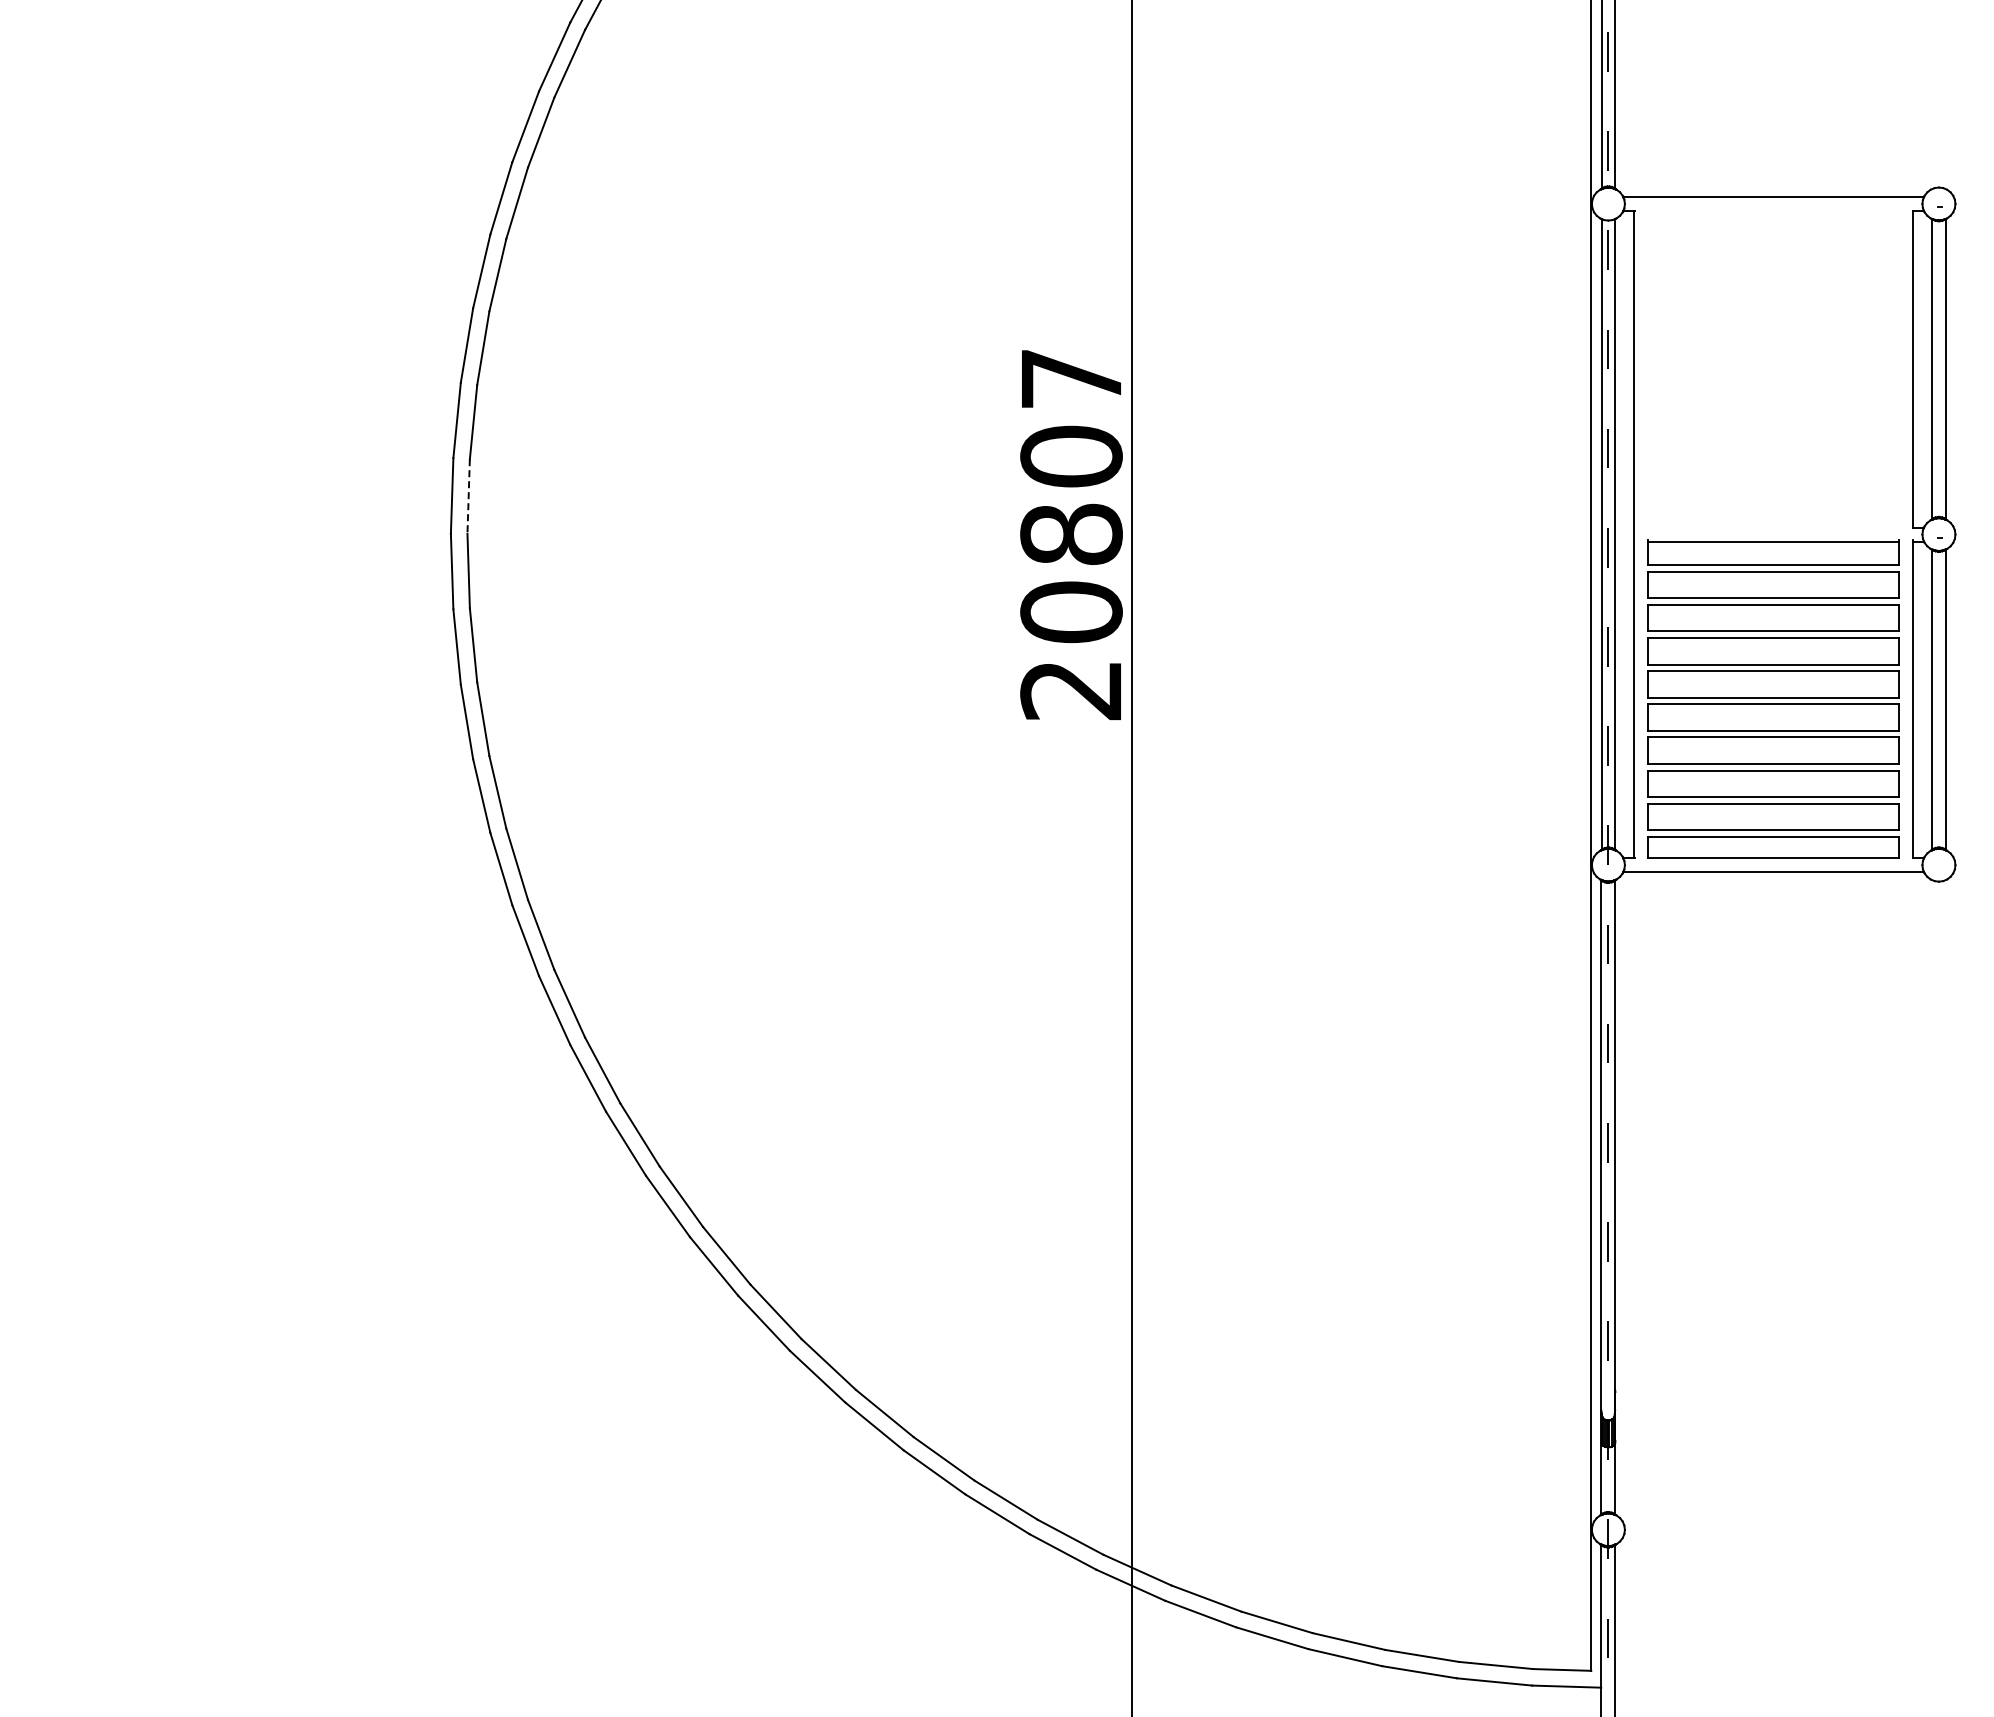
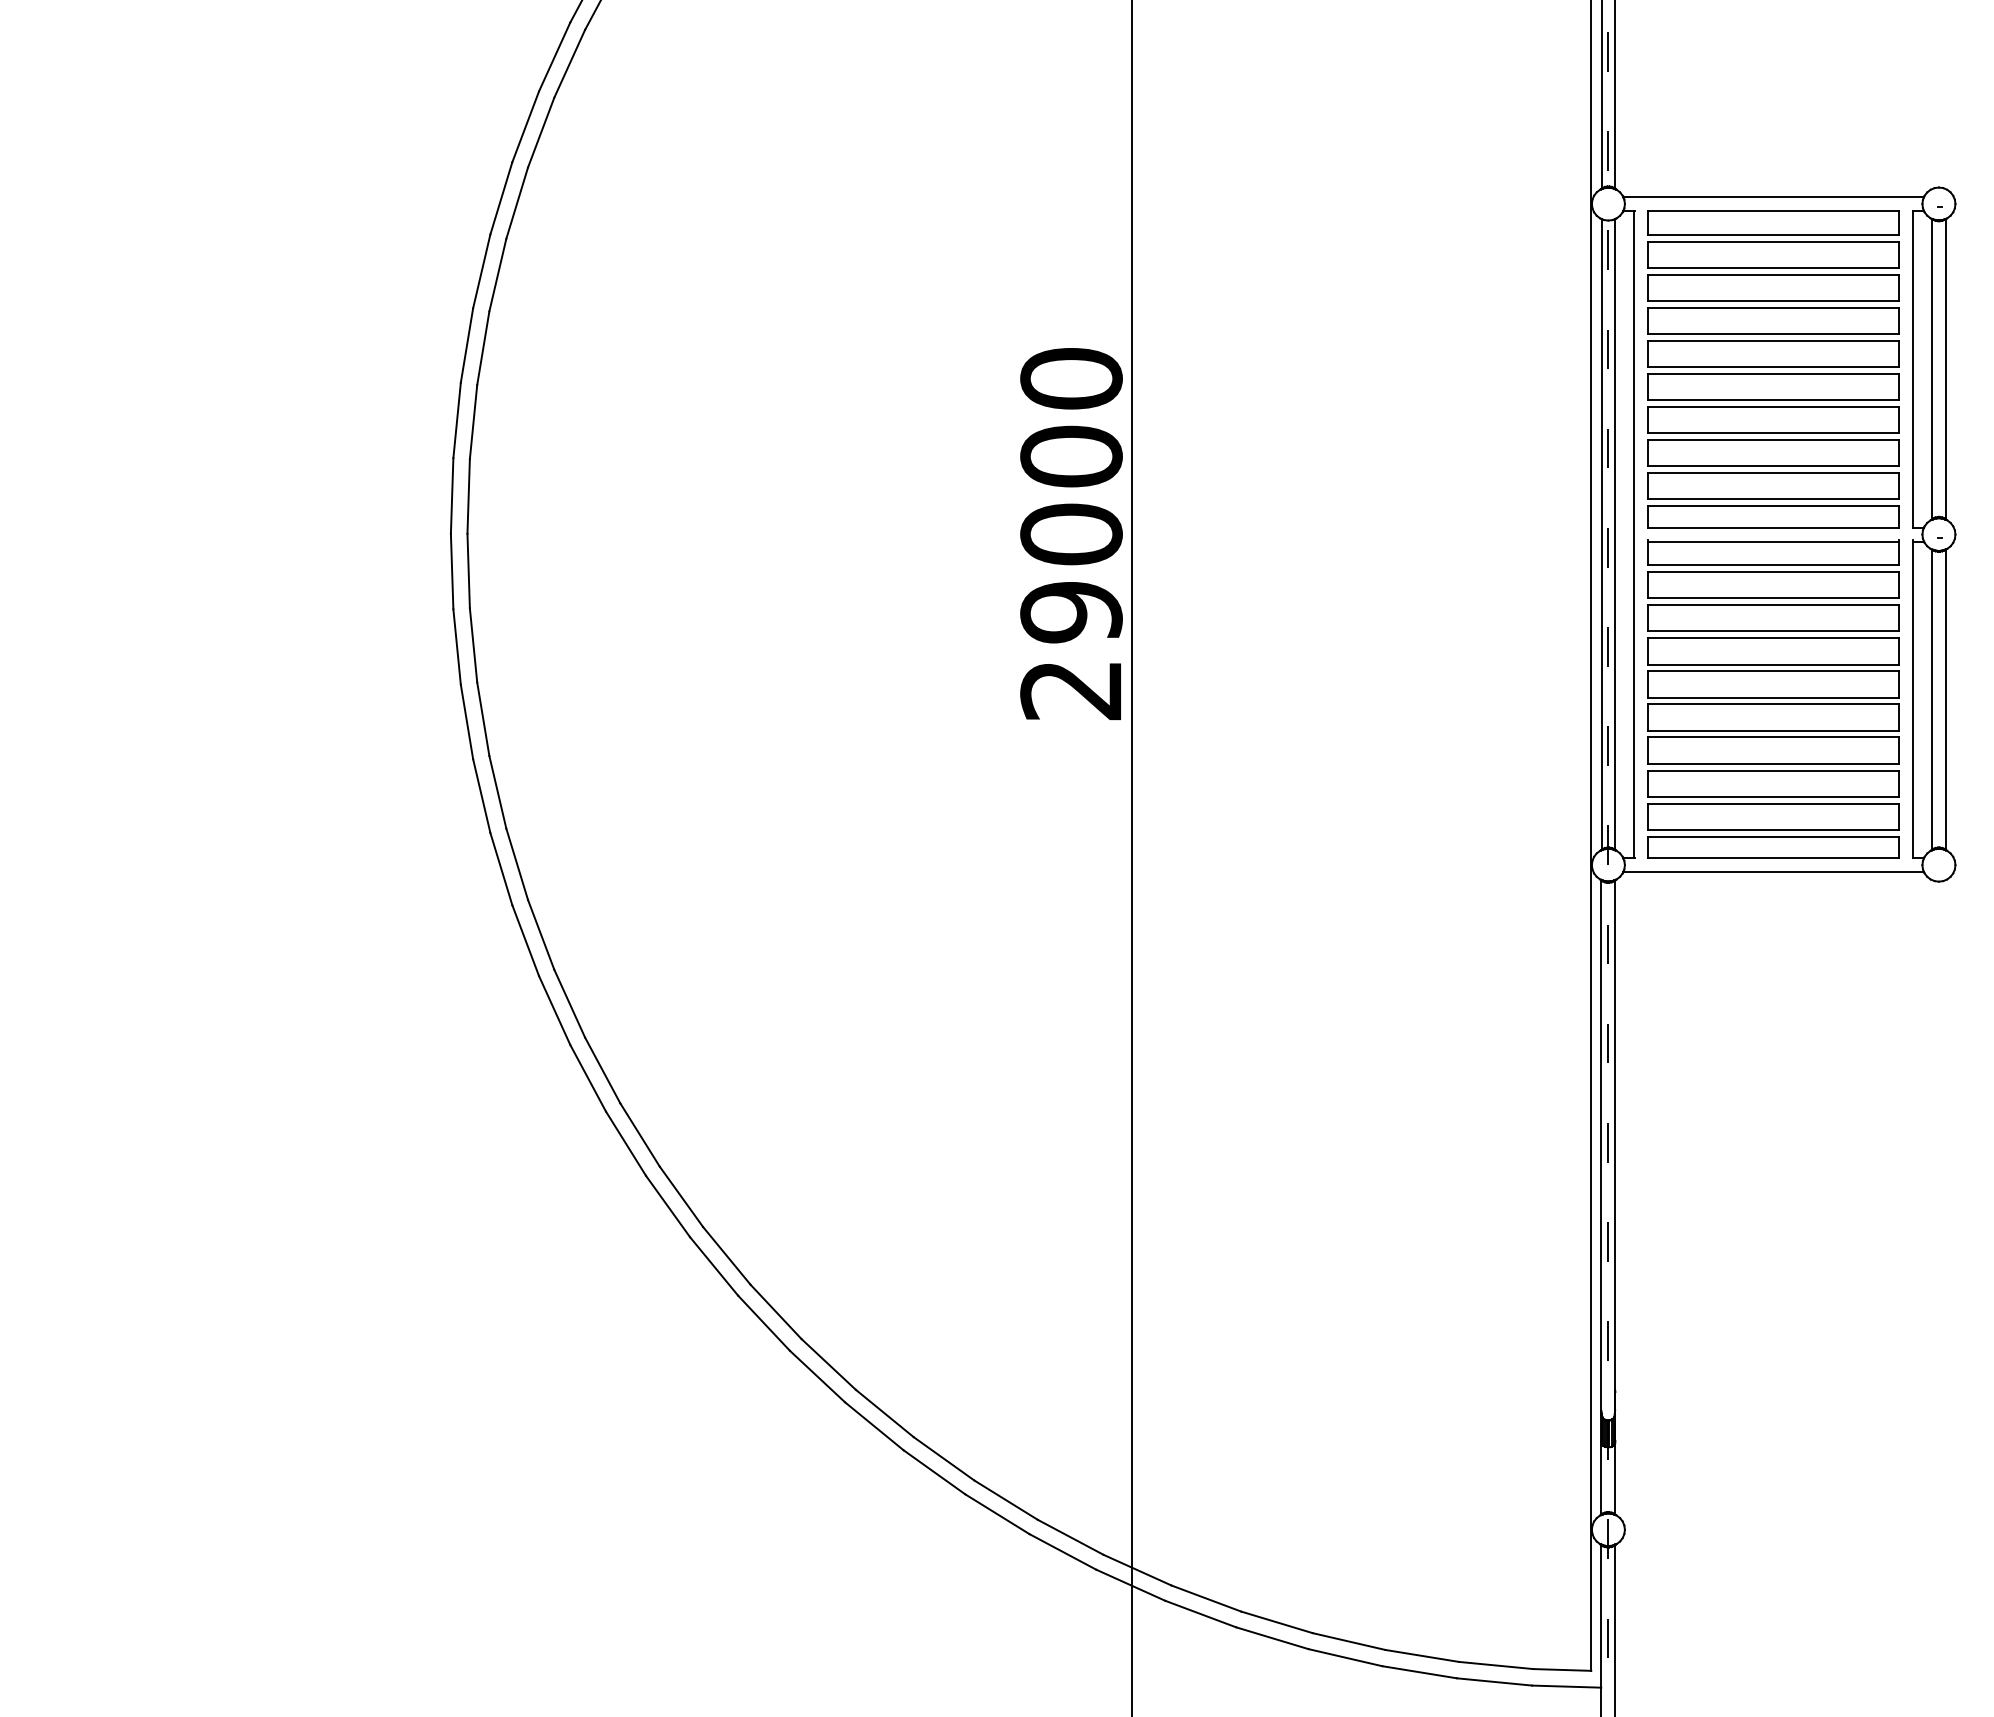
part: none -> present (1773, 369)
text: 20807 -> 29000 (1071, 495)
line: dashed -> solid (468, 496)
